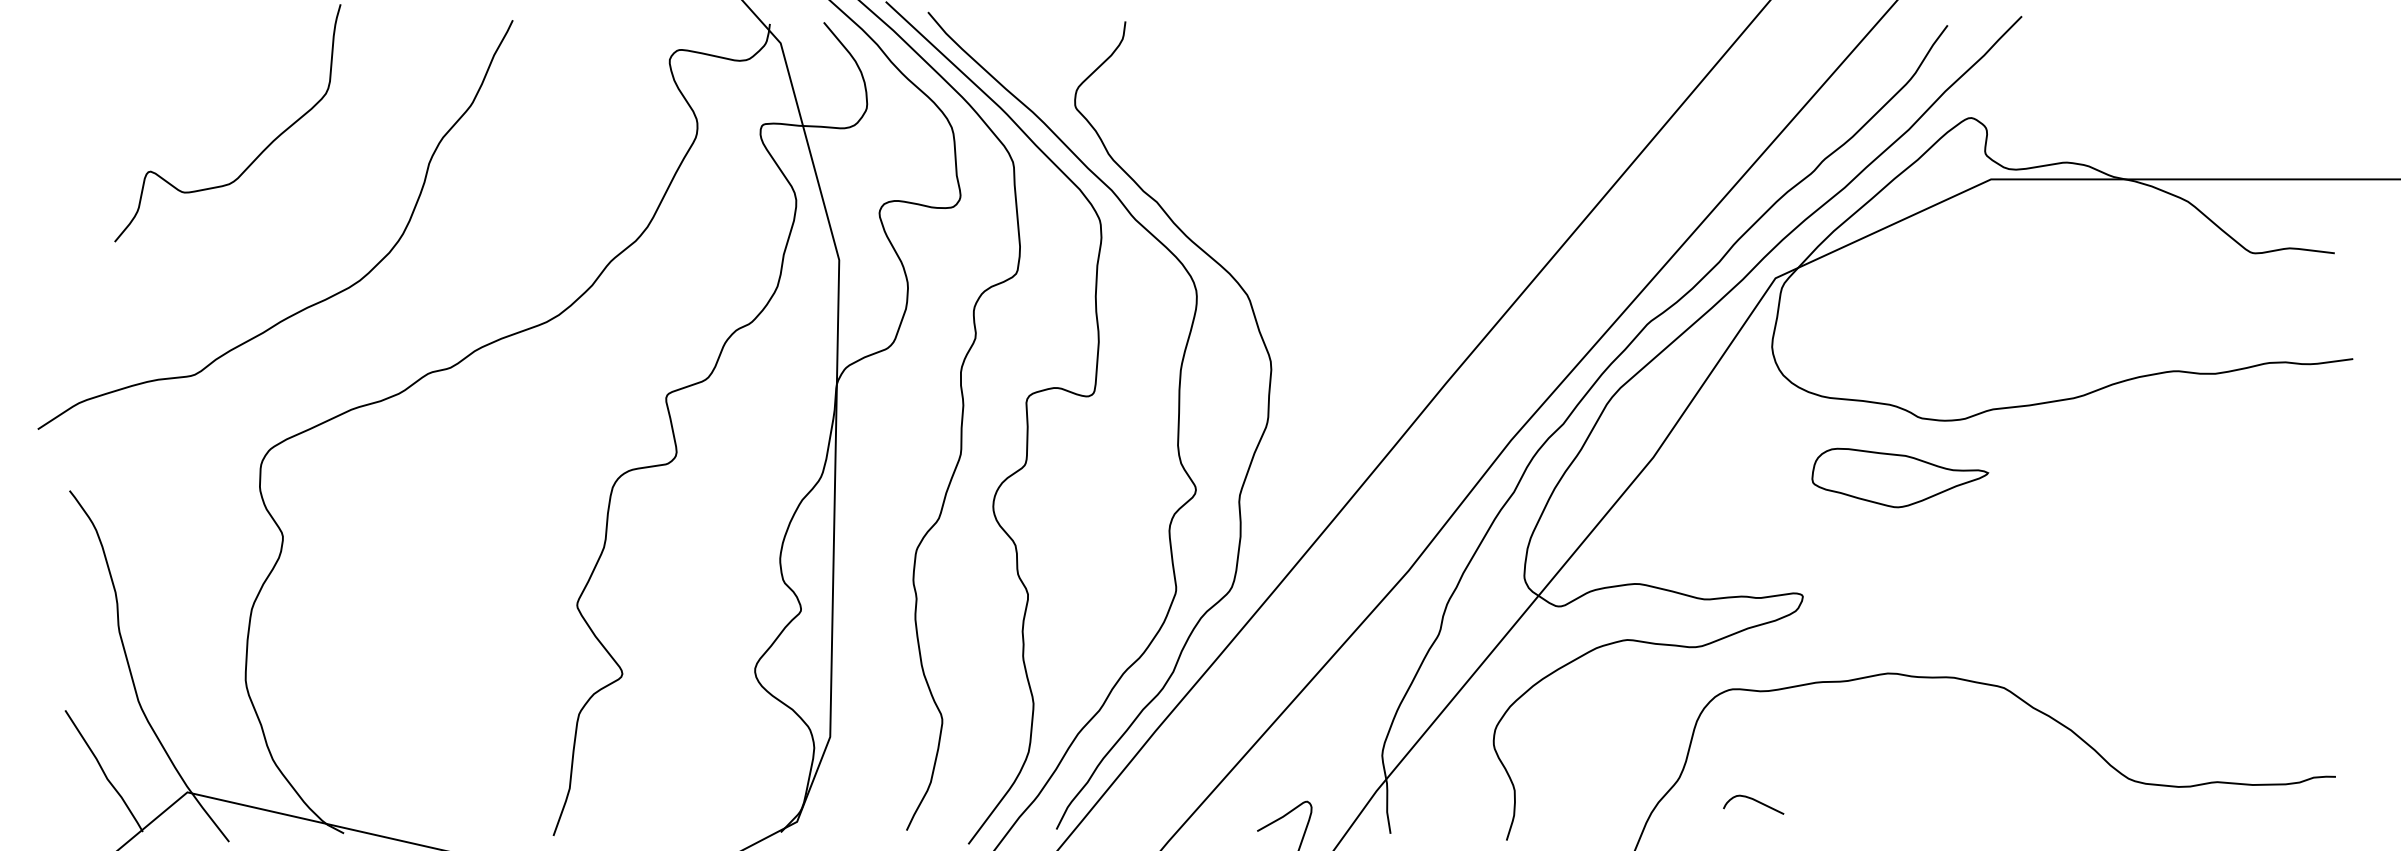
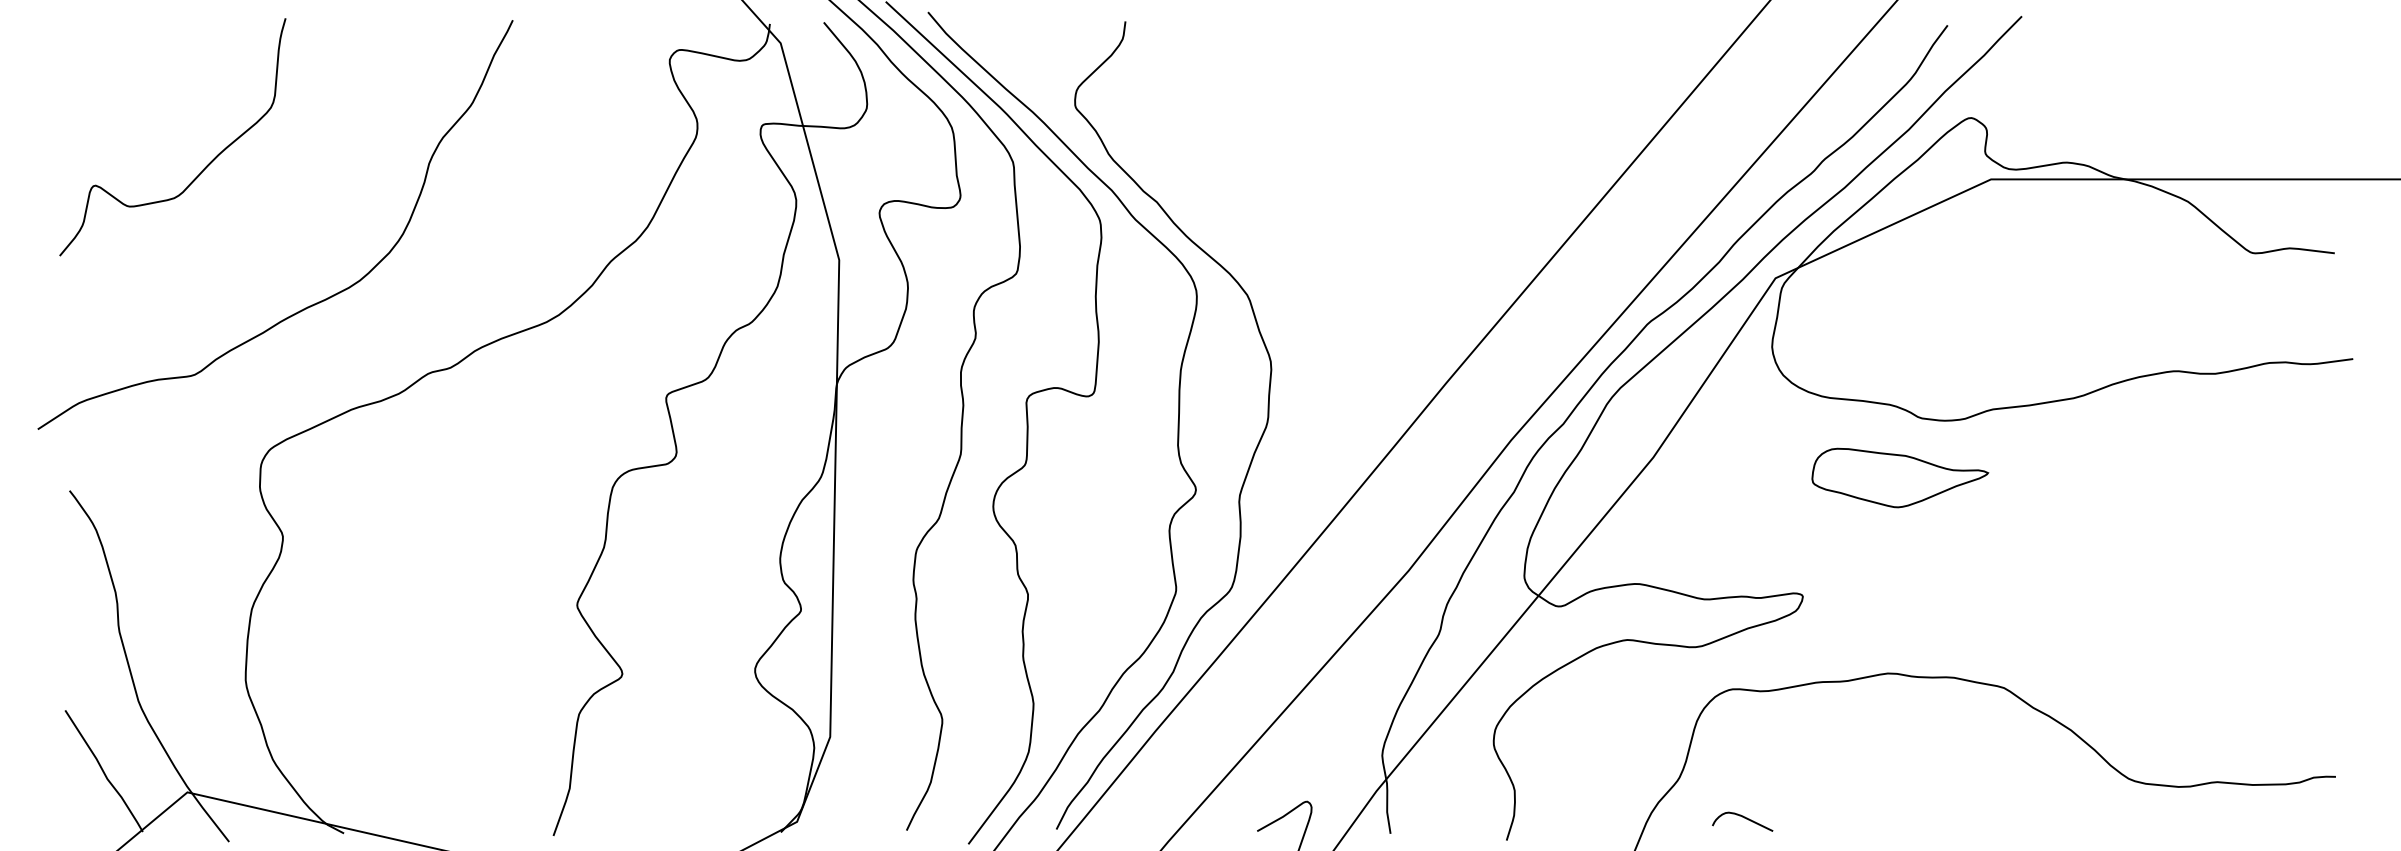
curve position: (258, 154) -> (203, 168) (203, 168)
curve position: (1755, 801) -> (1744, 818) (1744, 818)
